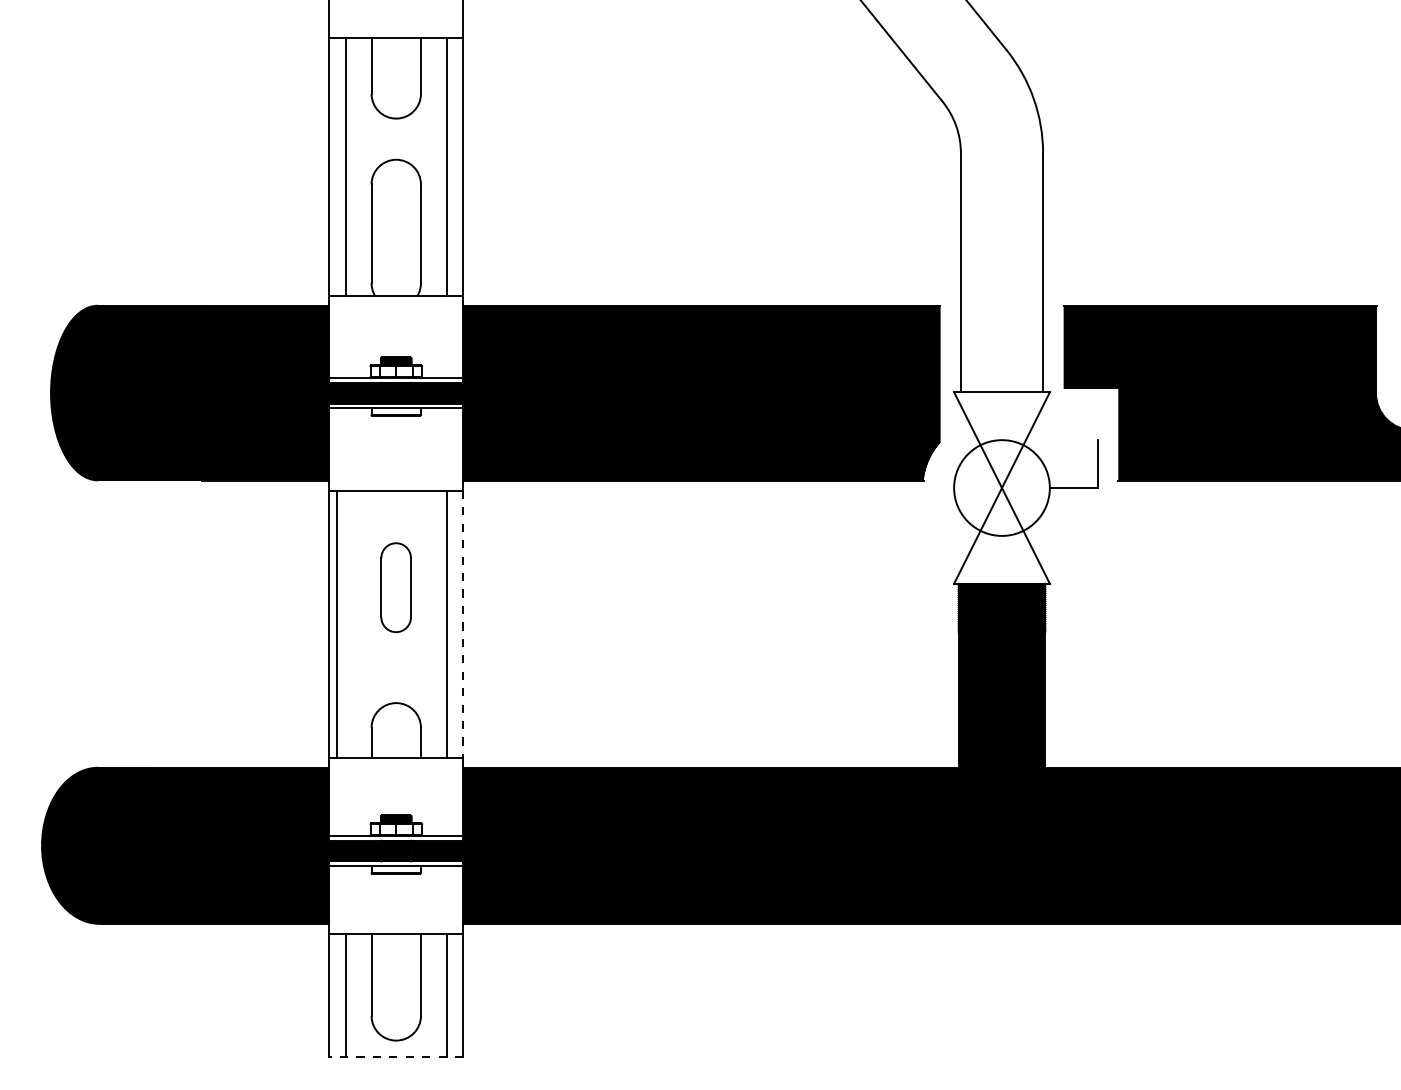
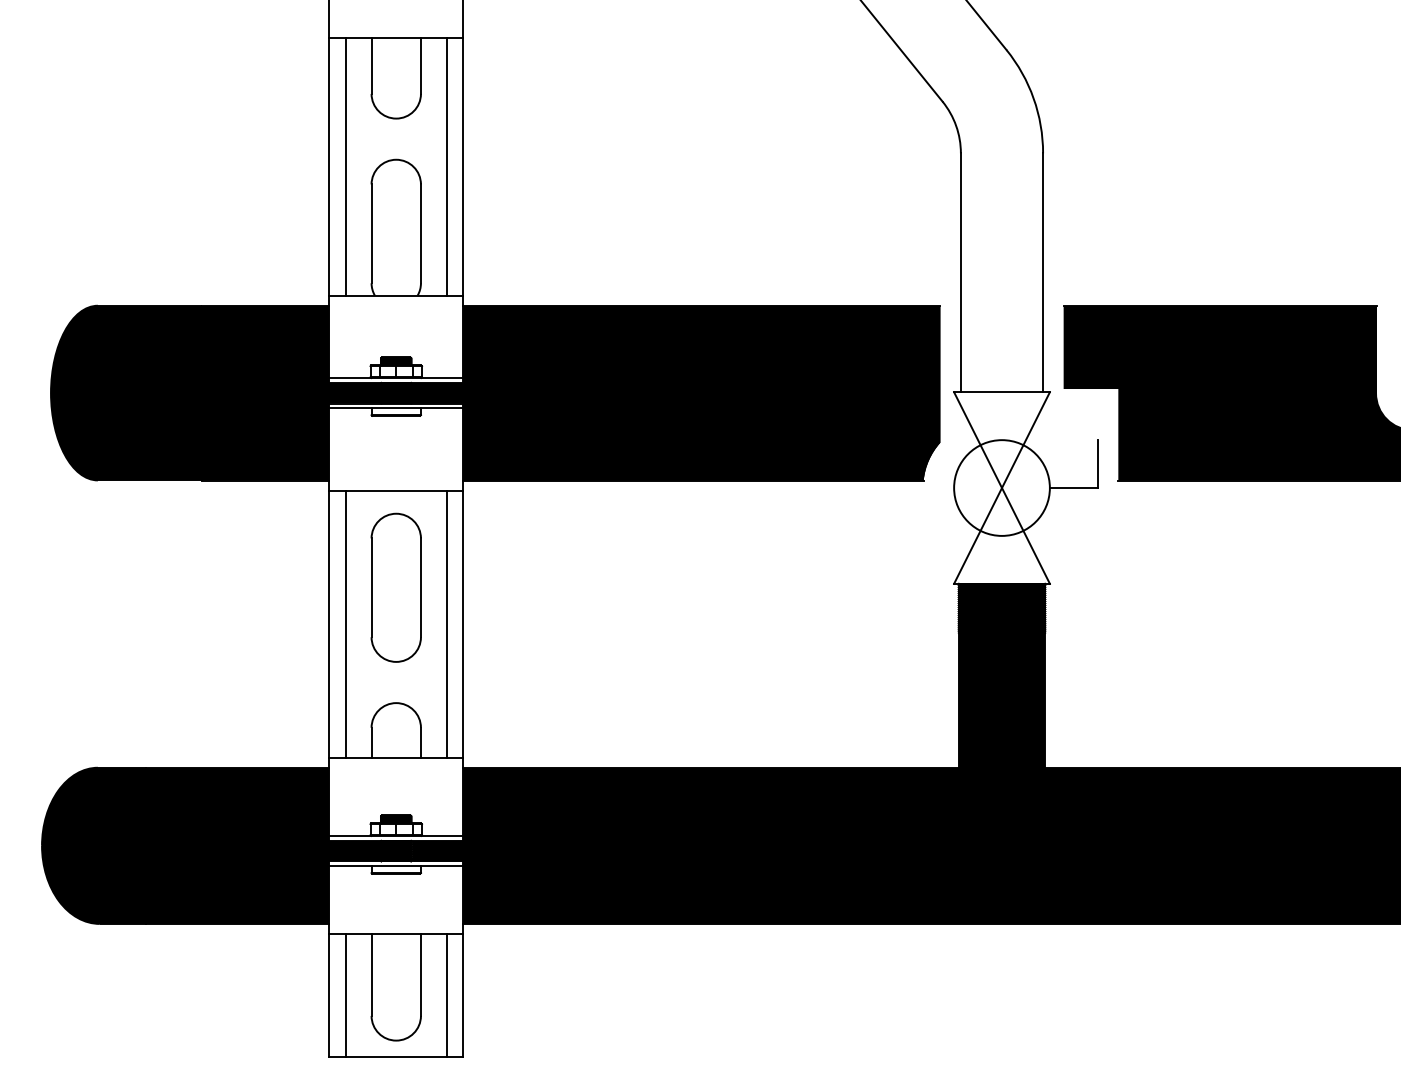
part size: 32x91 px -> 52x151 px (395, 587)
line position: (336, 623) -> (345, 623) (345, 623)
line: dashed -> solid (463, 624)
line: dashed -> solid (396, 1057)
